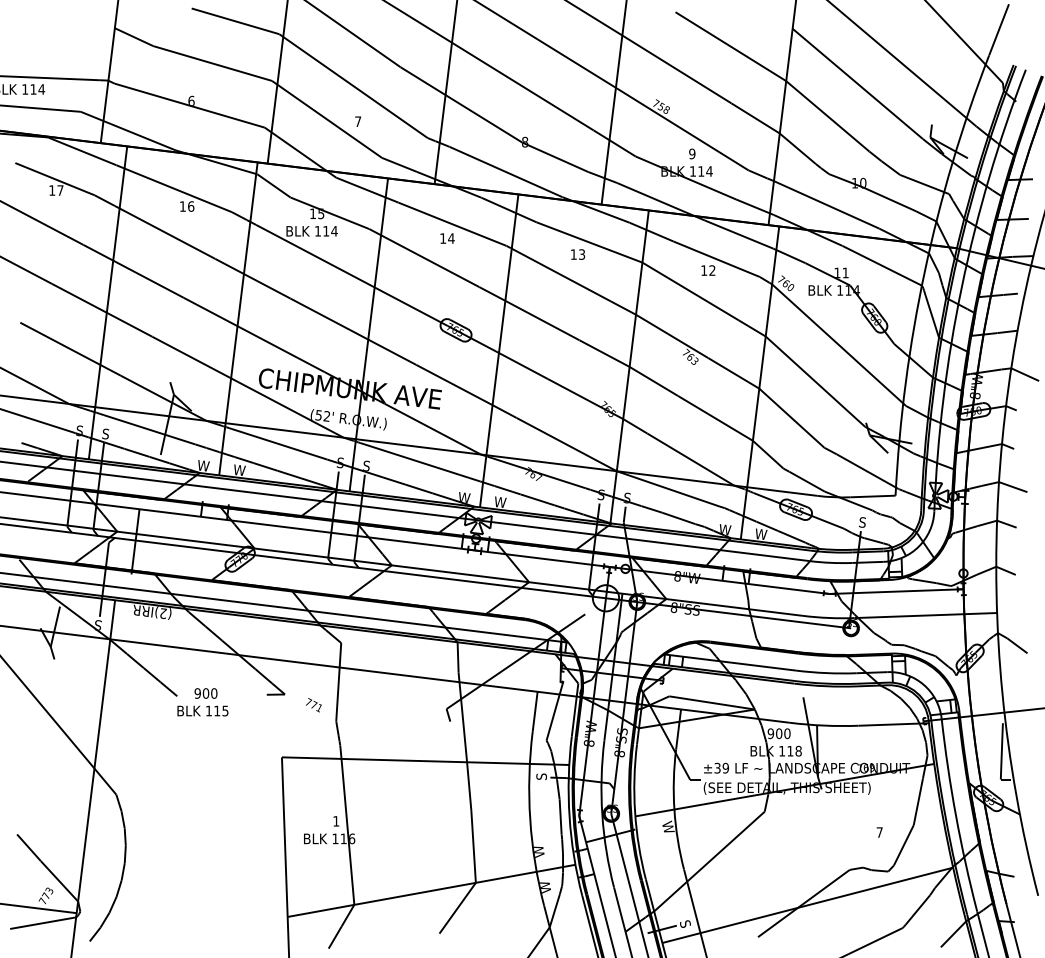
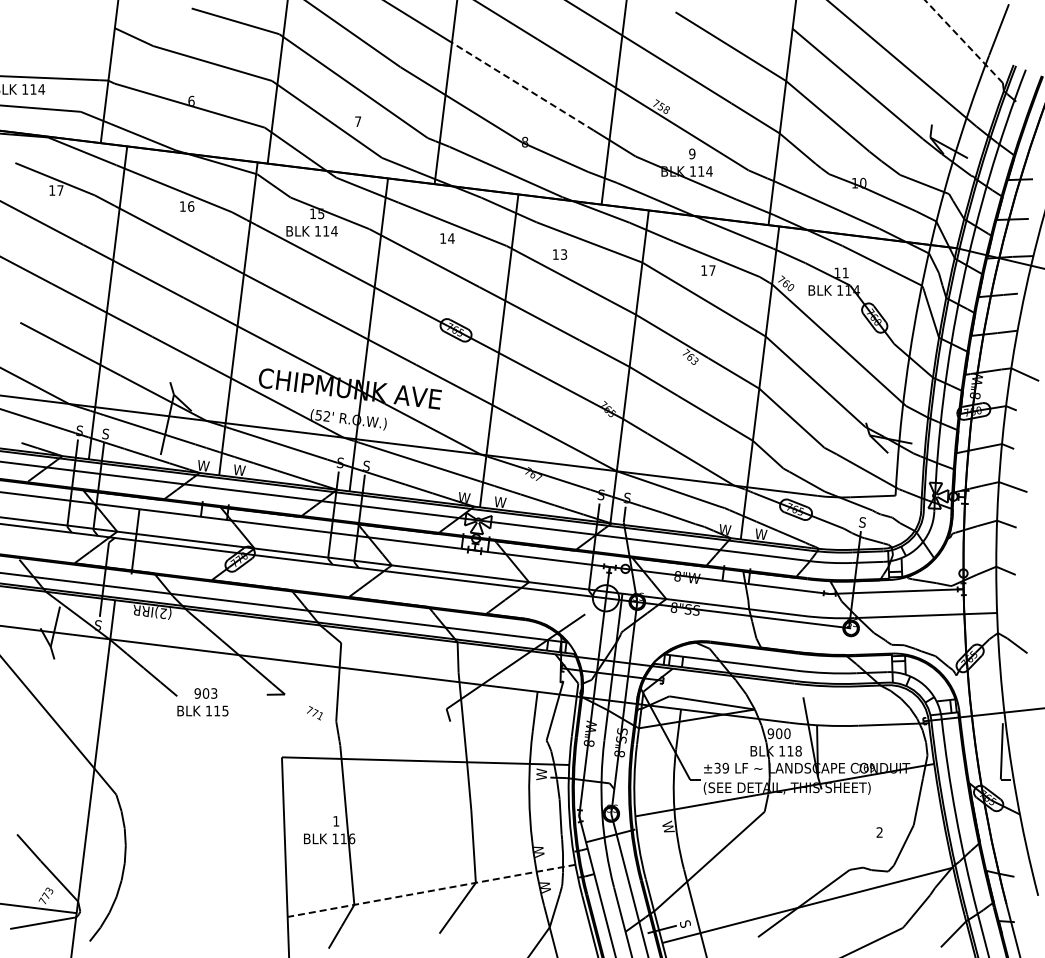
line: solid -> dashed (963, 41)
line: solid -> dashed (522, 86)
text position: (578, 254) -> (560, 254) (560, 254)
text: 12 -> 17 (712, 270)
text: 900 -> 903 (214, 693)
text position: (313, 705) -> (314, 713) (314, 713)
text: S -> W (541, 774)
text: 7 -> 2 (879, 832)
line: solid -> dashed (431, 890)
